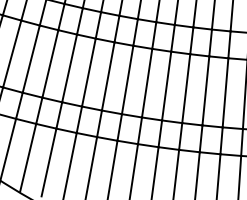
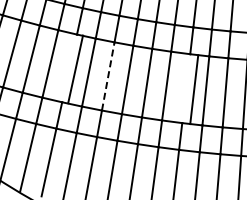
line position: (69, 68) -> (75, 69) (75, 69)
line: solid -> dashed (108, 76)
line position: (186, 88) -> (194, 89) (194, 89)
